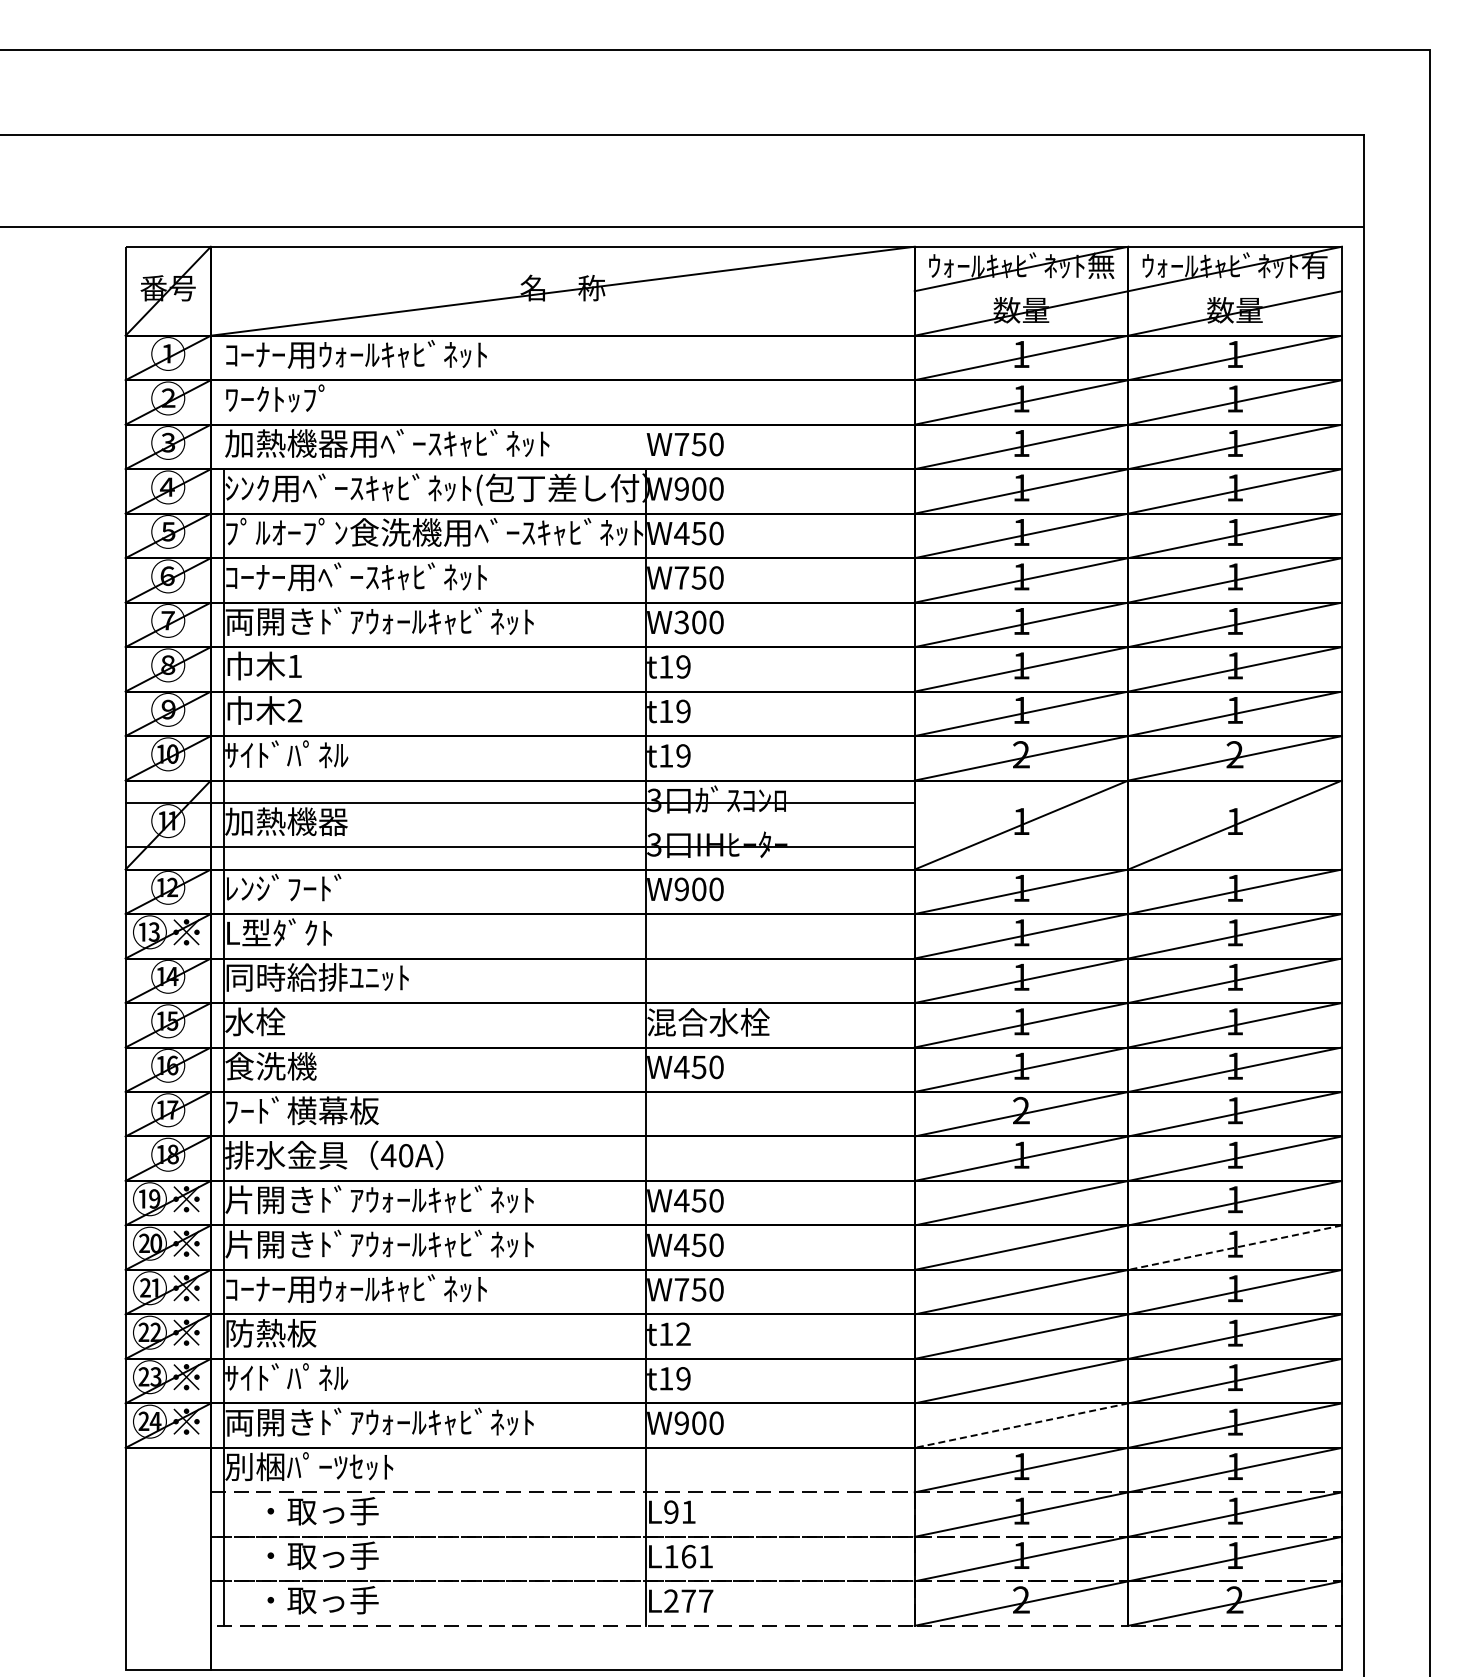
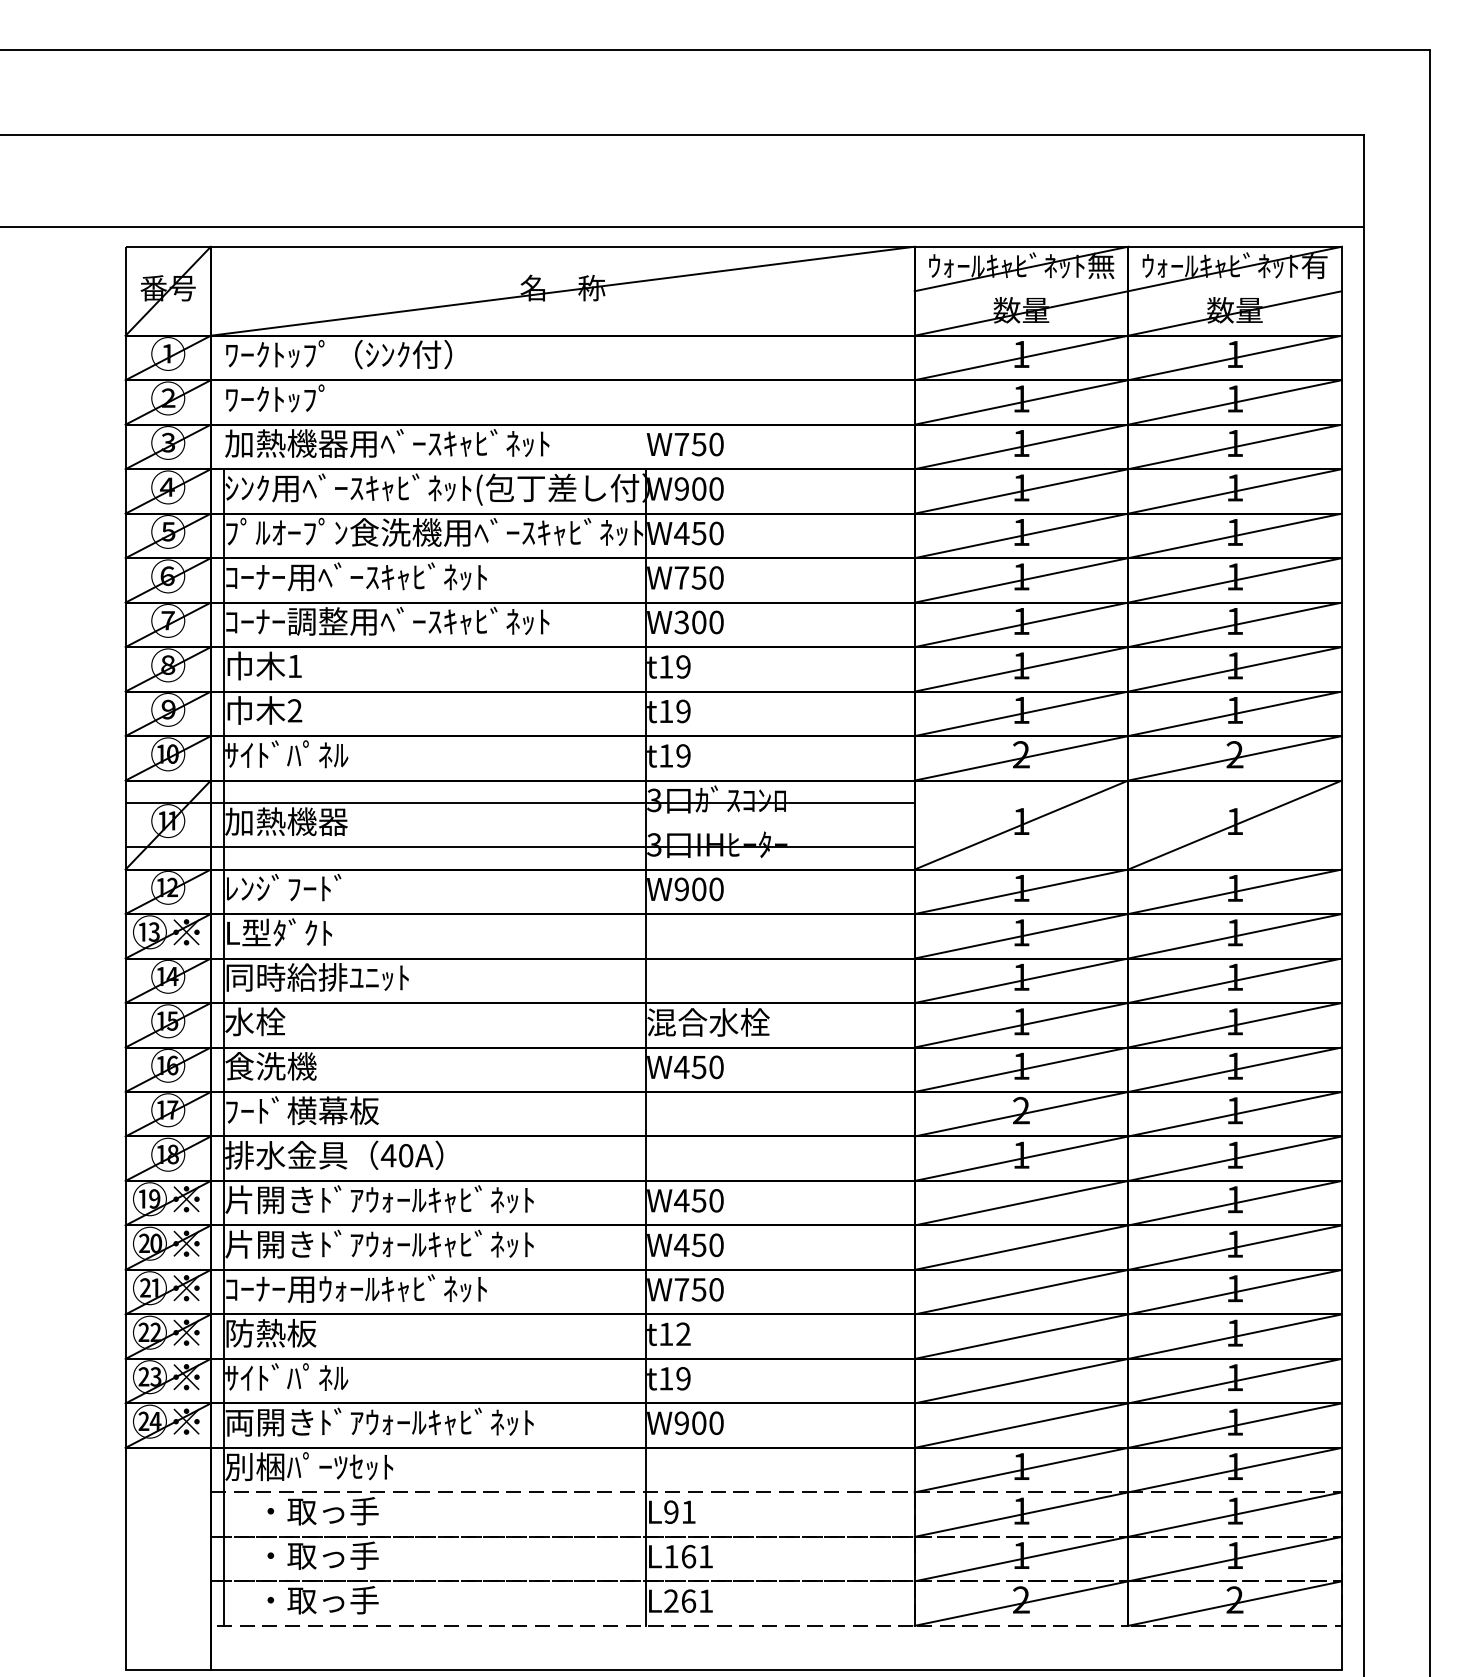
text: ｺｰﾅｰ用ｳｫｰﾙｷｬﾋﾞﾈｯﾄ -> ﾜｰｸﾄｯﾌﾟ（ｼﾝｸ付） (356, 354)
text: 両開きﾄﾞｱｳｫｰﾙｷｬﾋﾞﾈｯﾄ -> ｺｰﾅｰ調整用ﾍﾞｰｽｷｬﾋﾞﾈｯﾄ (387, 620)
line: dashed -> solid (1234, 1247)
line: dashed -> solid (1021, 1425)
text: L277 -> L261 (697, 1600)
